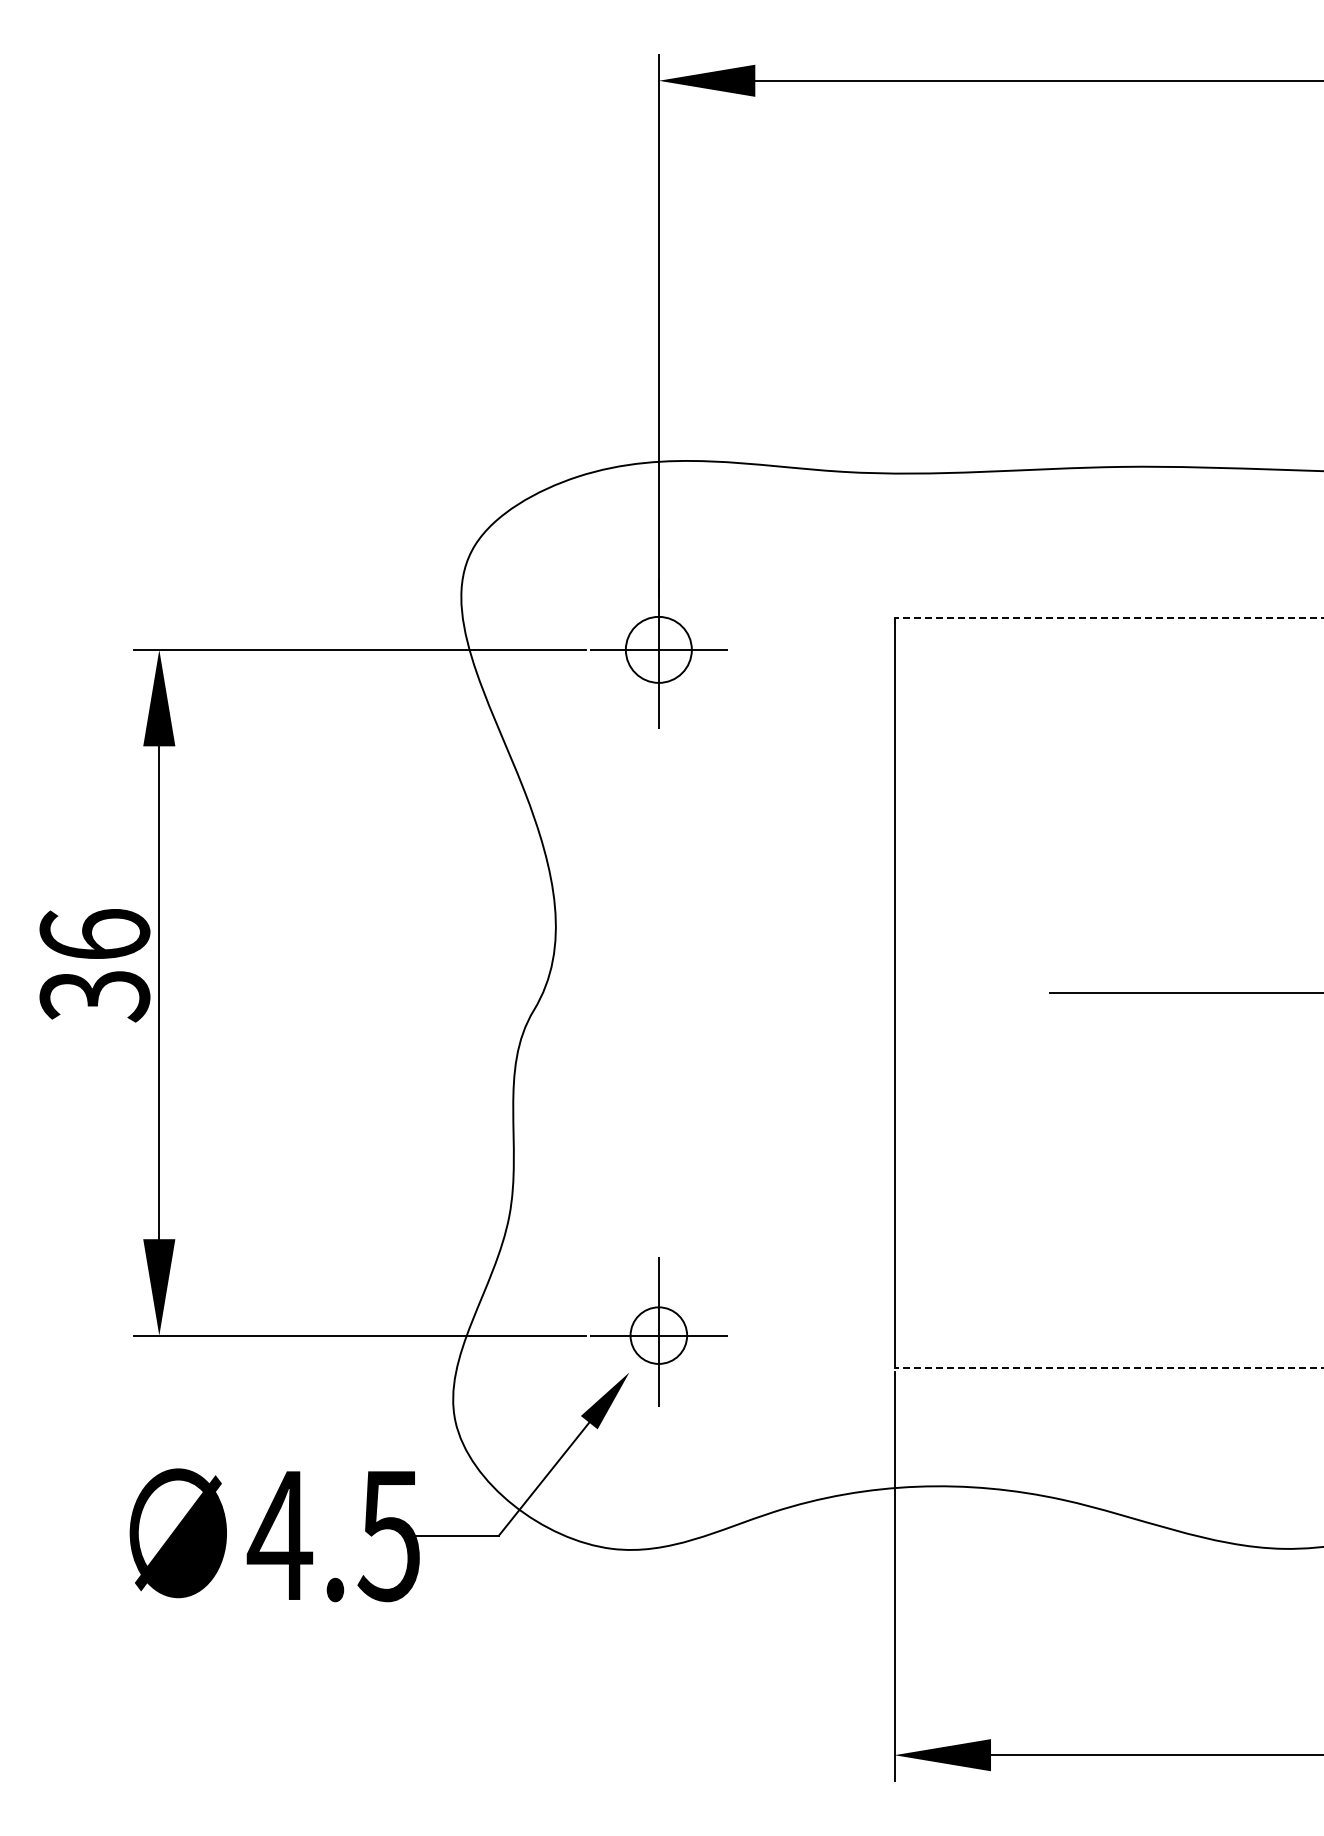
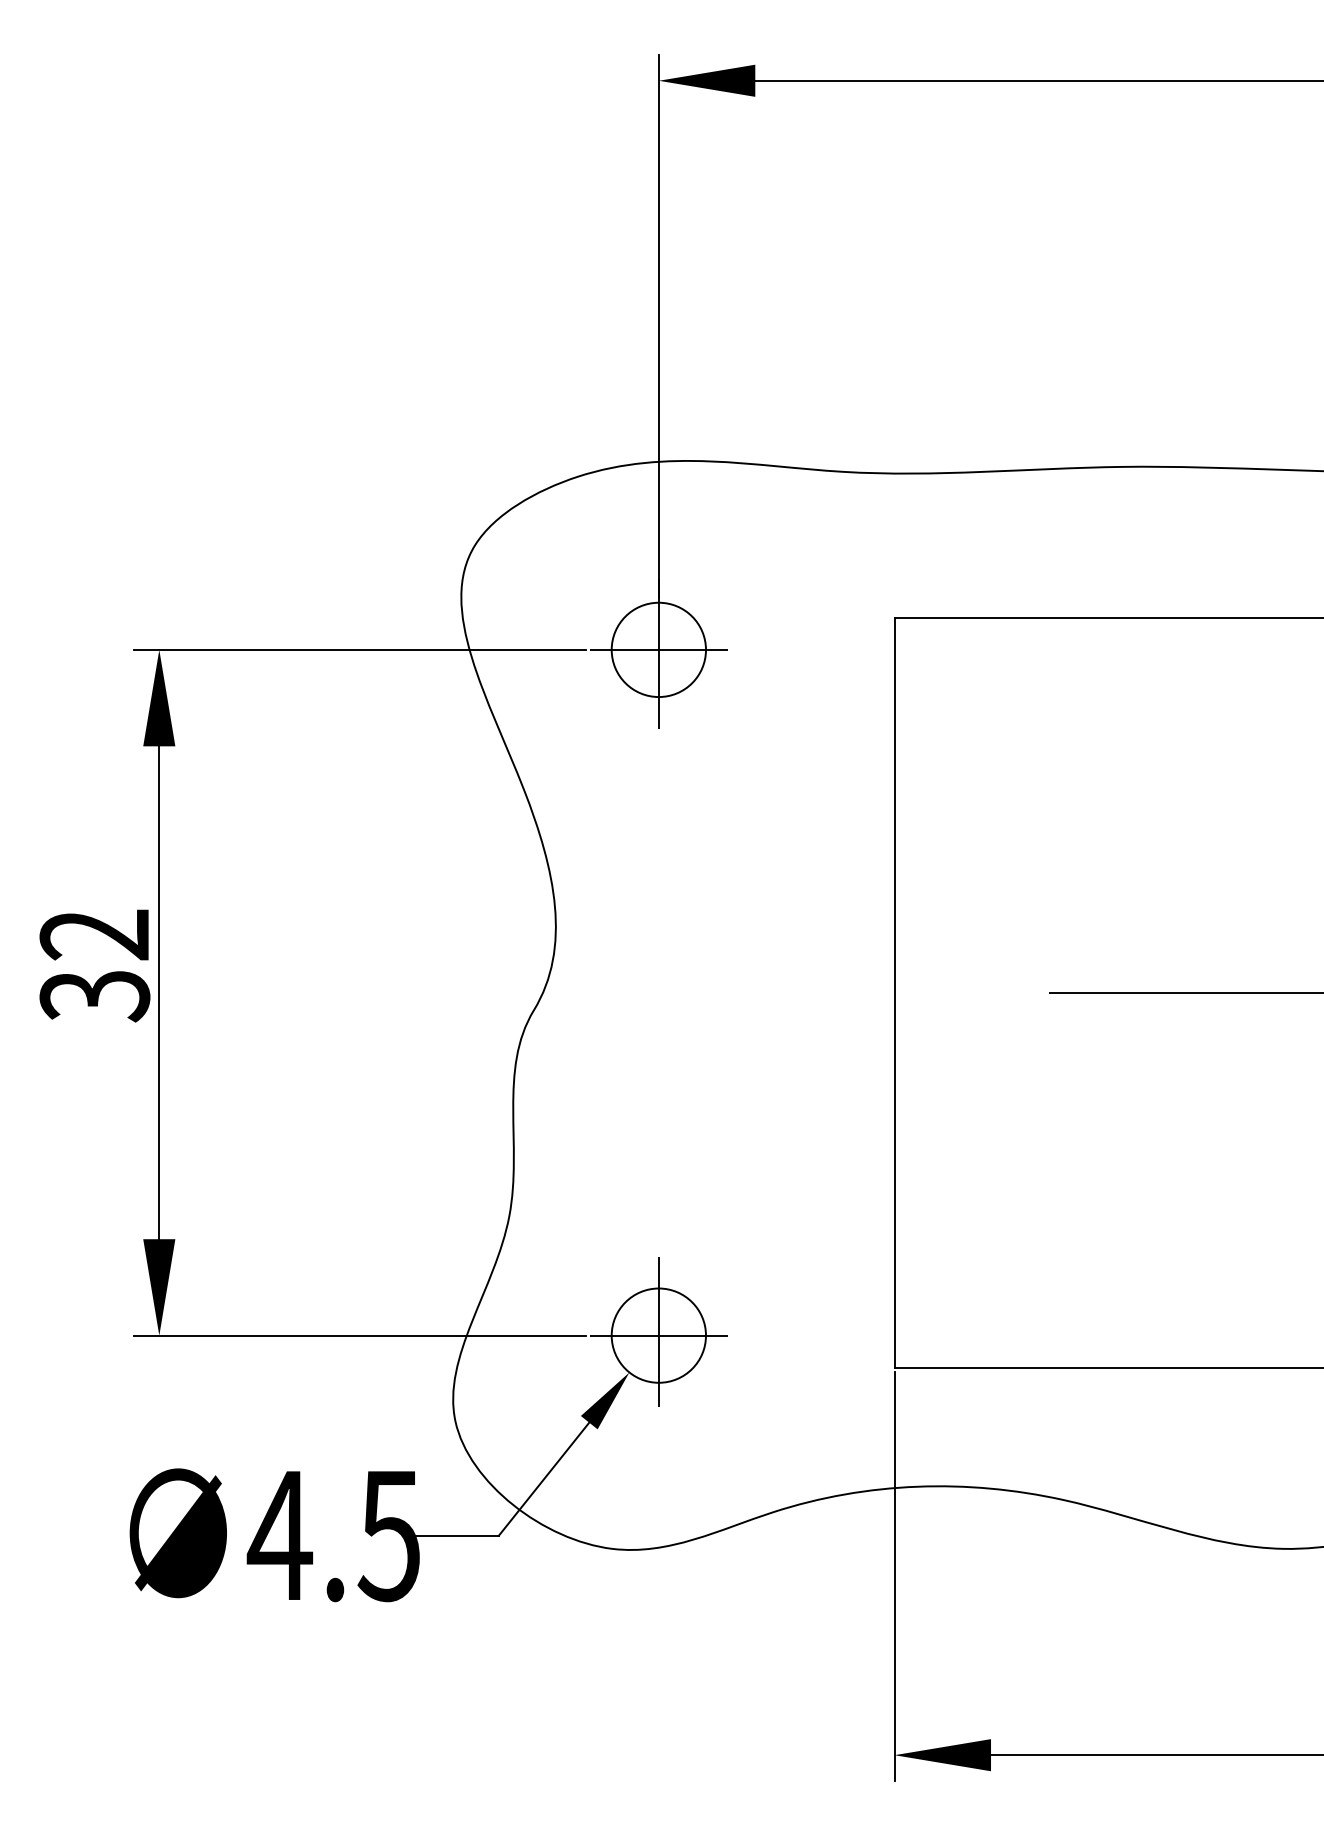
line: dashed -> solid (1108, 617)
circle diameter: 66 px -> 94 px (658, 649)
text: 36 -> 32 (94, 934)
circle diameter: 57 px -> 94 px (658, 1335)
line: dashed -> solid (1108, 1367)
